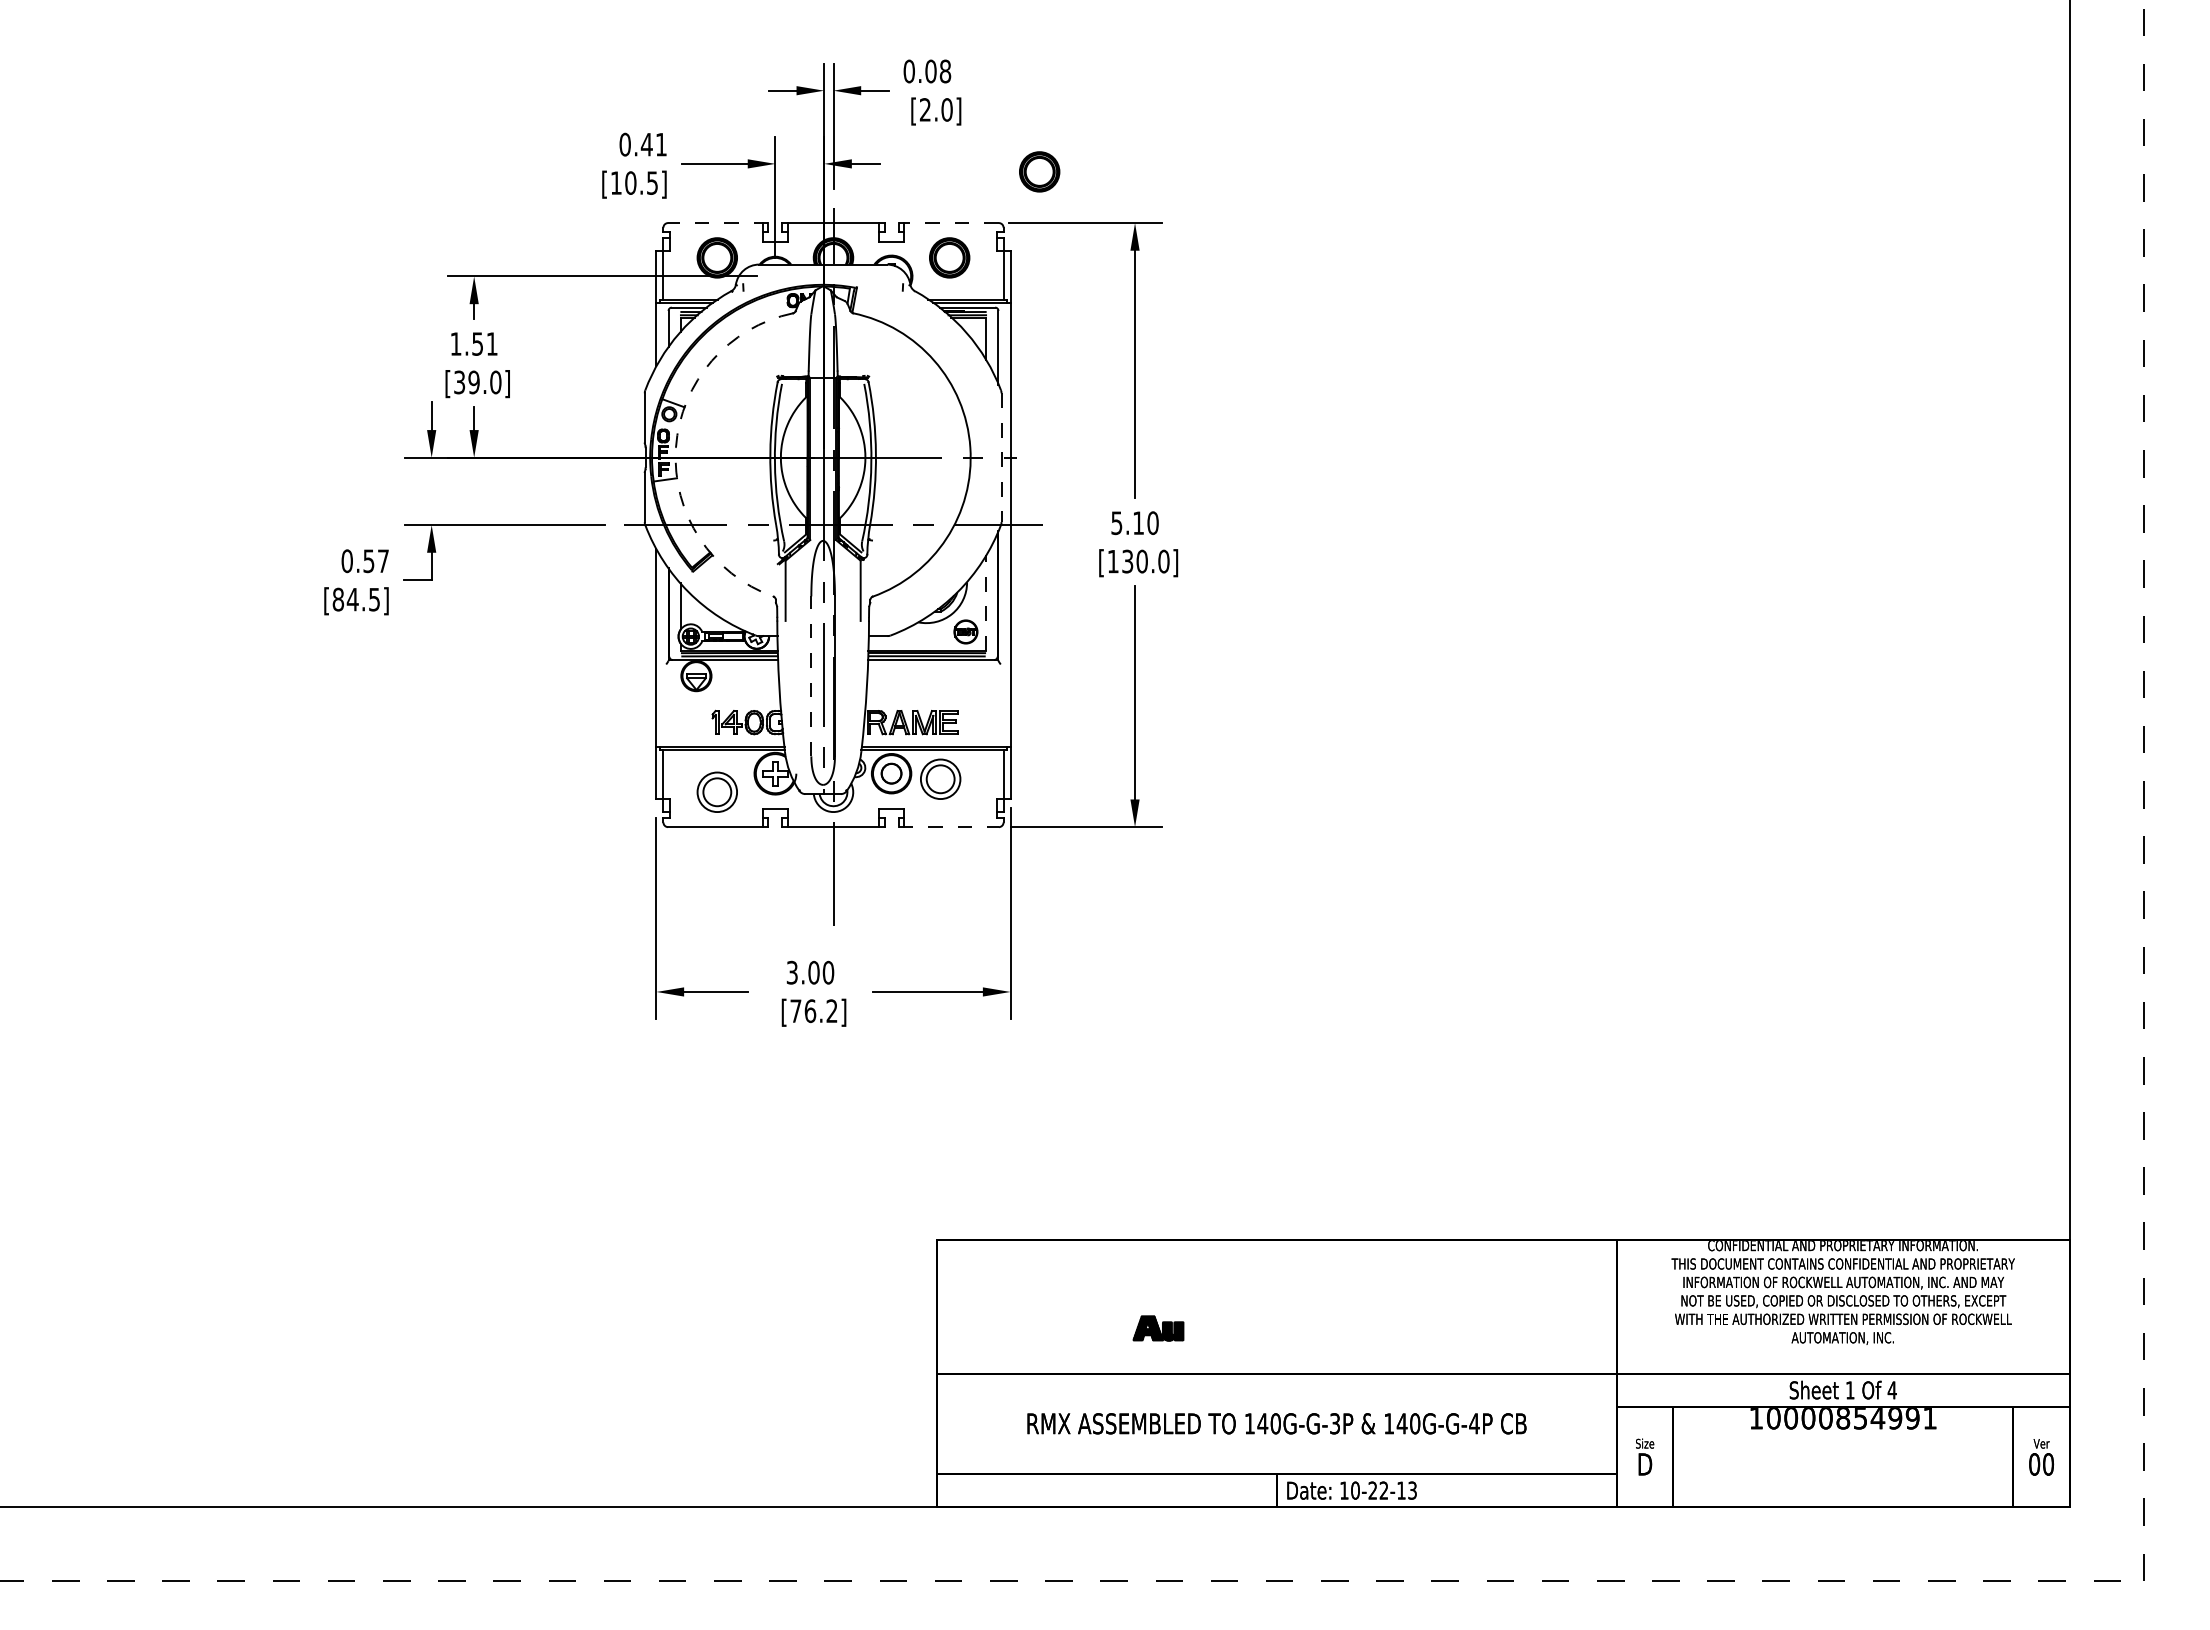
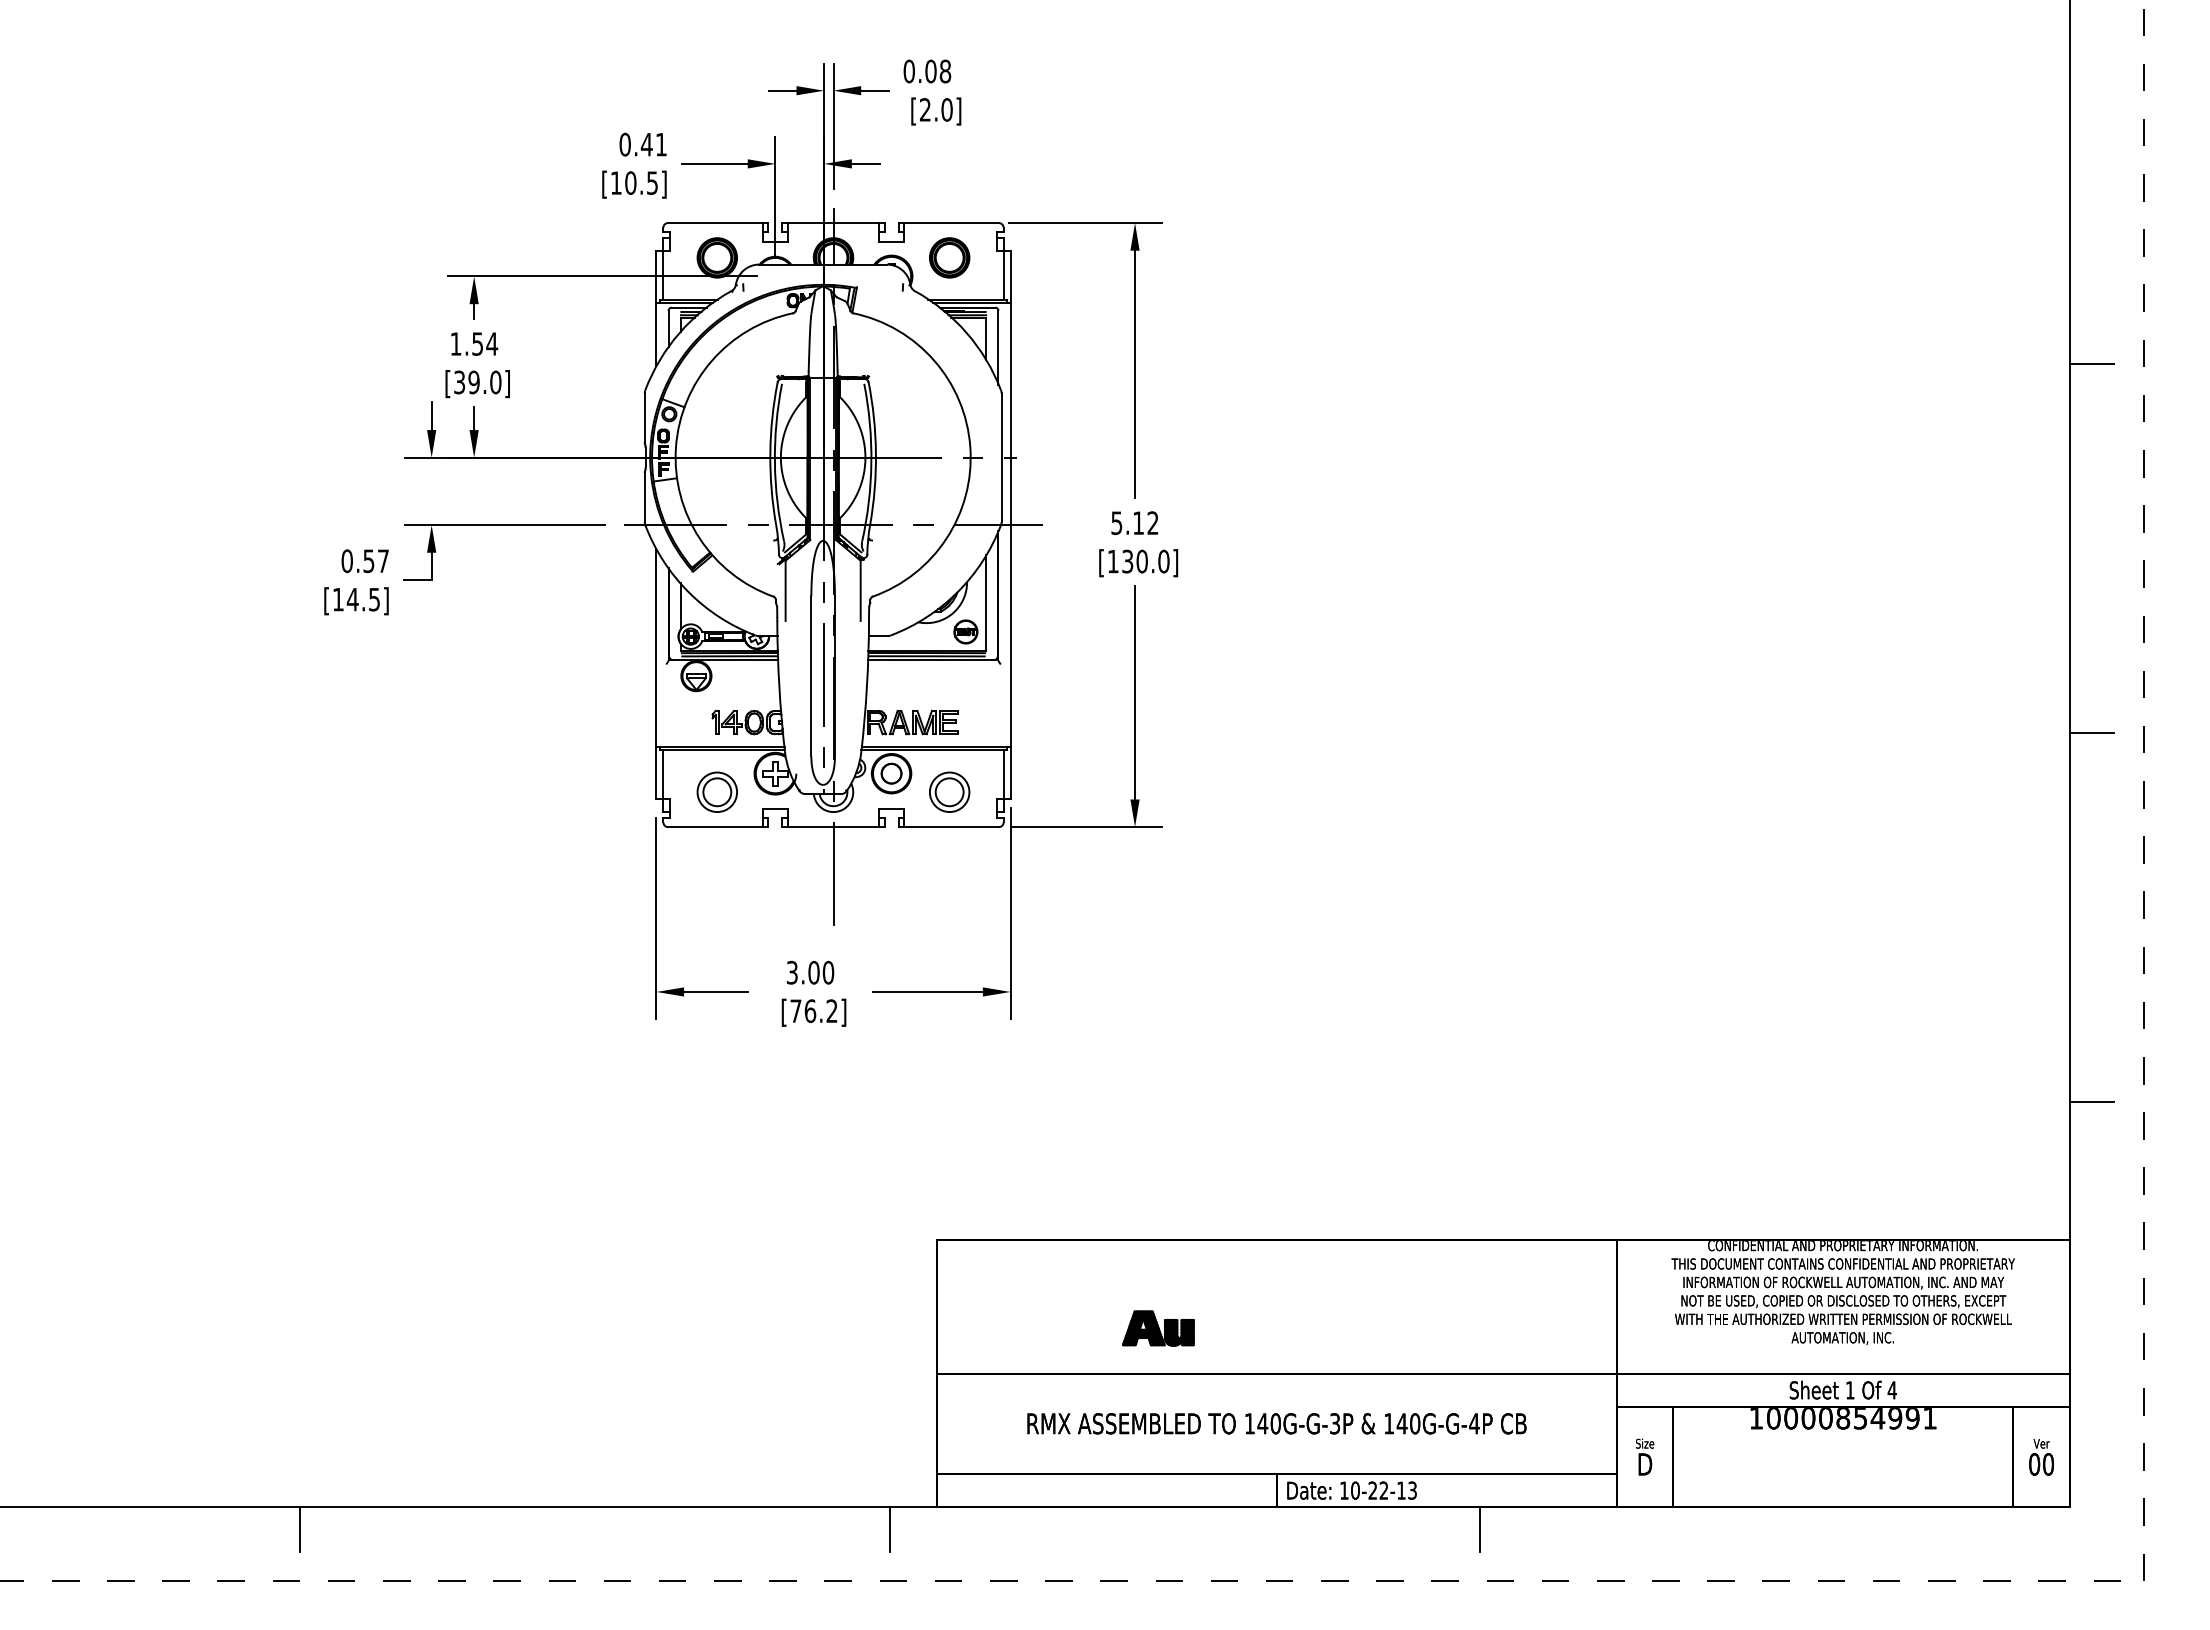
part: present -> none (1039, 171)
line: dashed -> solid (717, 223)
line: dashed -> solid (948, 223)
text: 1.51 -> 1.54 (492, 343)
line: none -> present (2091, 363)
arc: dashed -> solid (675, 447)
line: dashed -> solid (1001, 458)
text: 5.10 -> 5.12 (1152, 522)
text: [84.5] -> [14.5] (338, 599)
line: dashed -> solid (986, 602)
line: dashed -> solid (811, 676)
line: none -> present (2091, 732)
part position: (940, 778) -> (949, 791) (949, 791)
line: dashed -> solid (949, 827)
line: none -> present (2091, 1101)
part size: 53x27 px -> 73x37 px (1158, 1328)
line: none -> present (299, 1529)
line: none -> present (889, 1529)
line: none -> present (1479, 1529)
